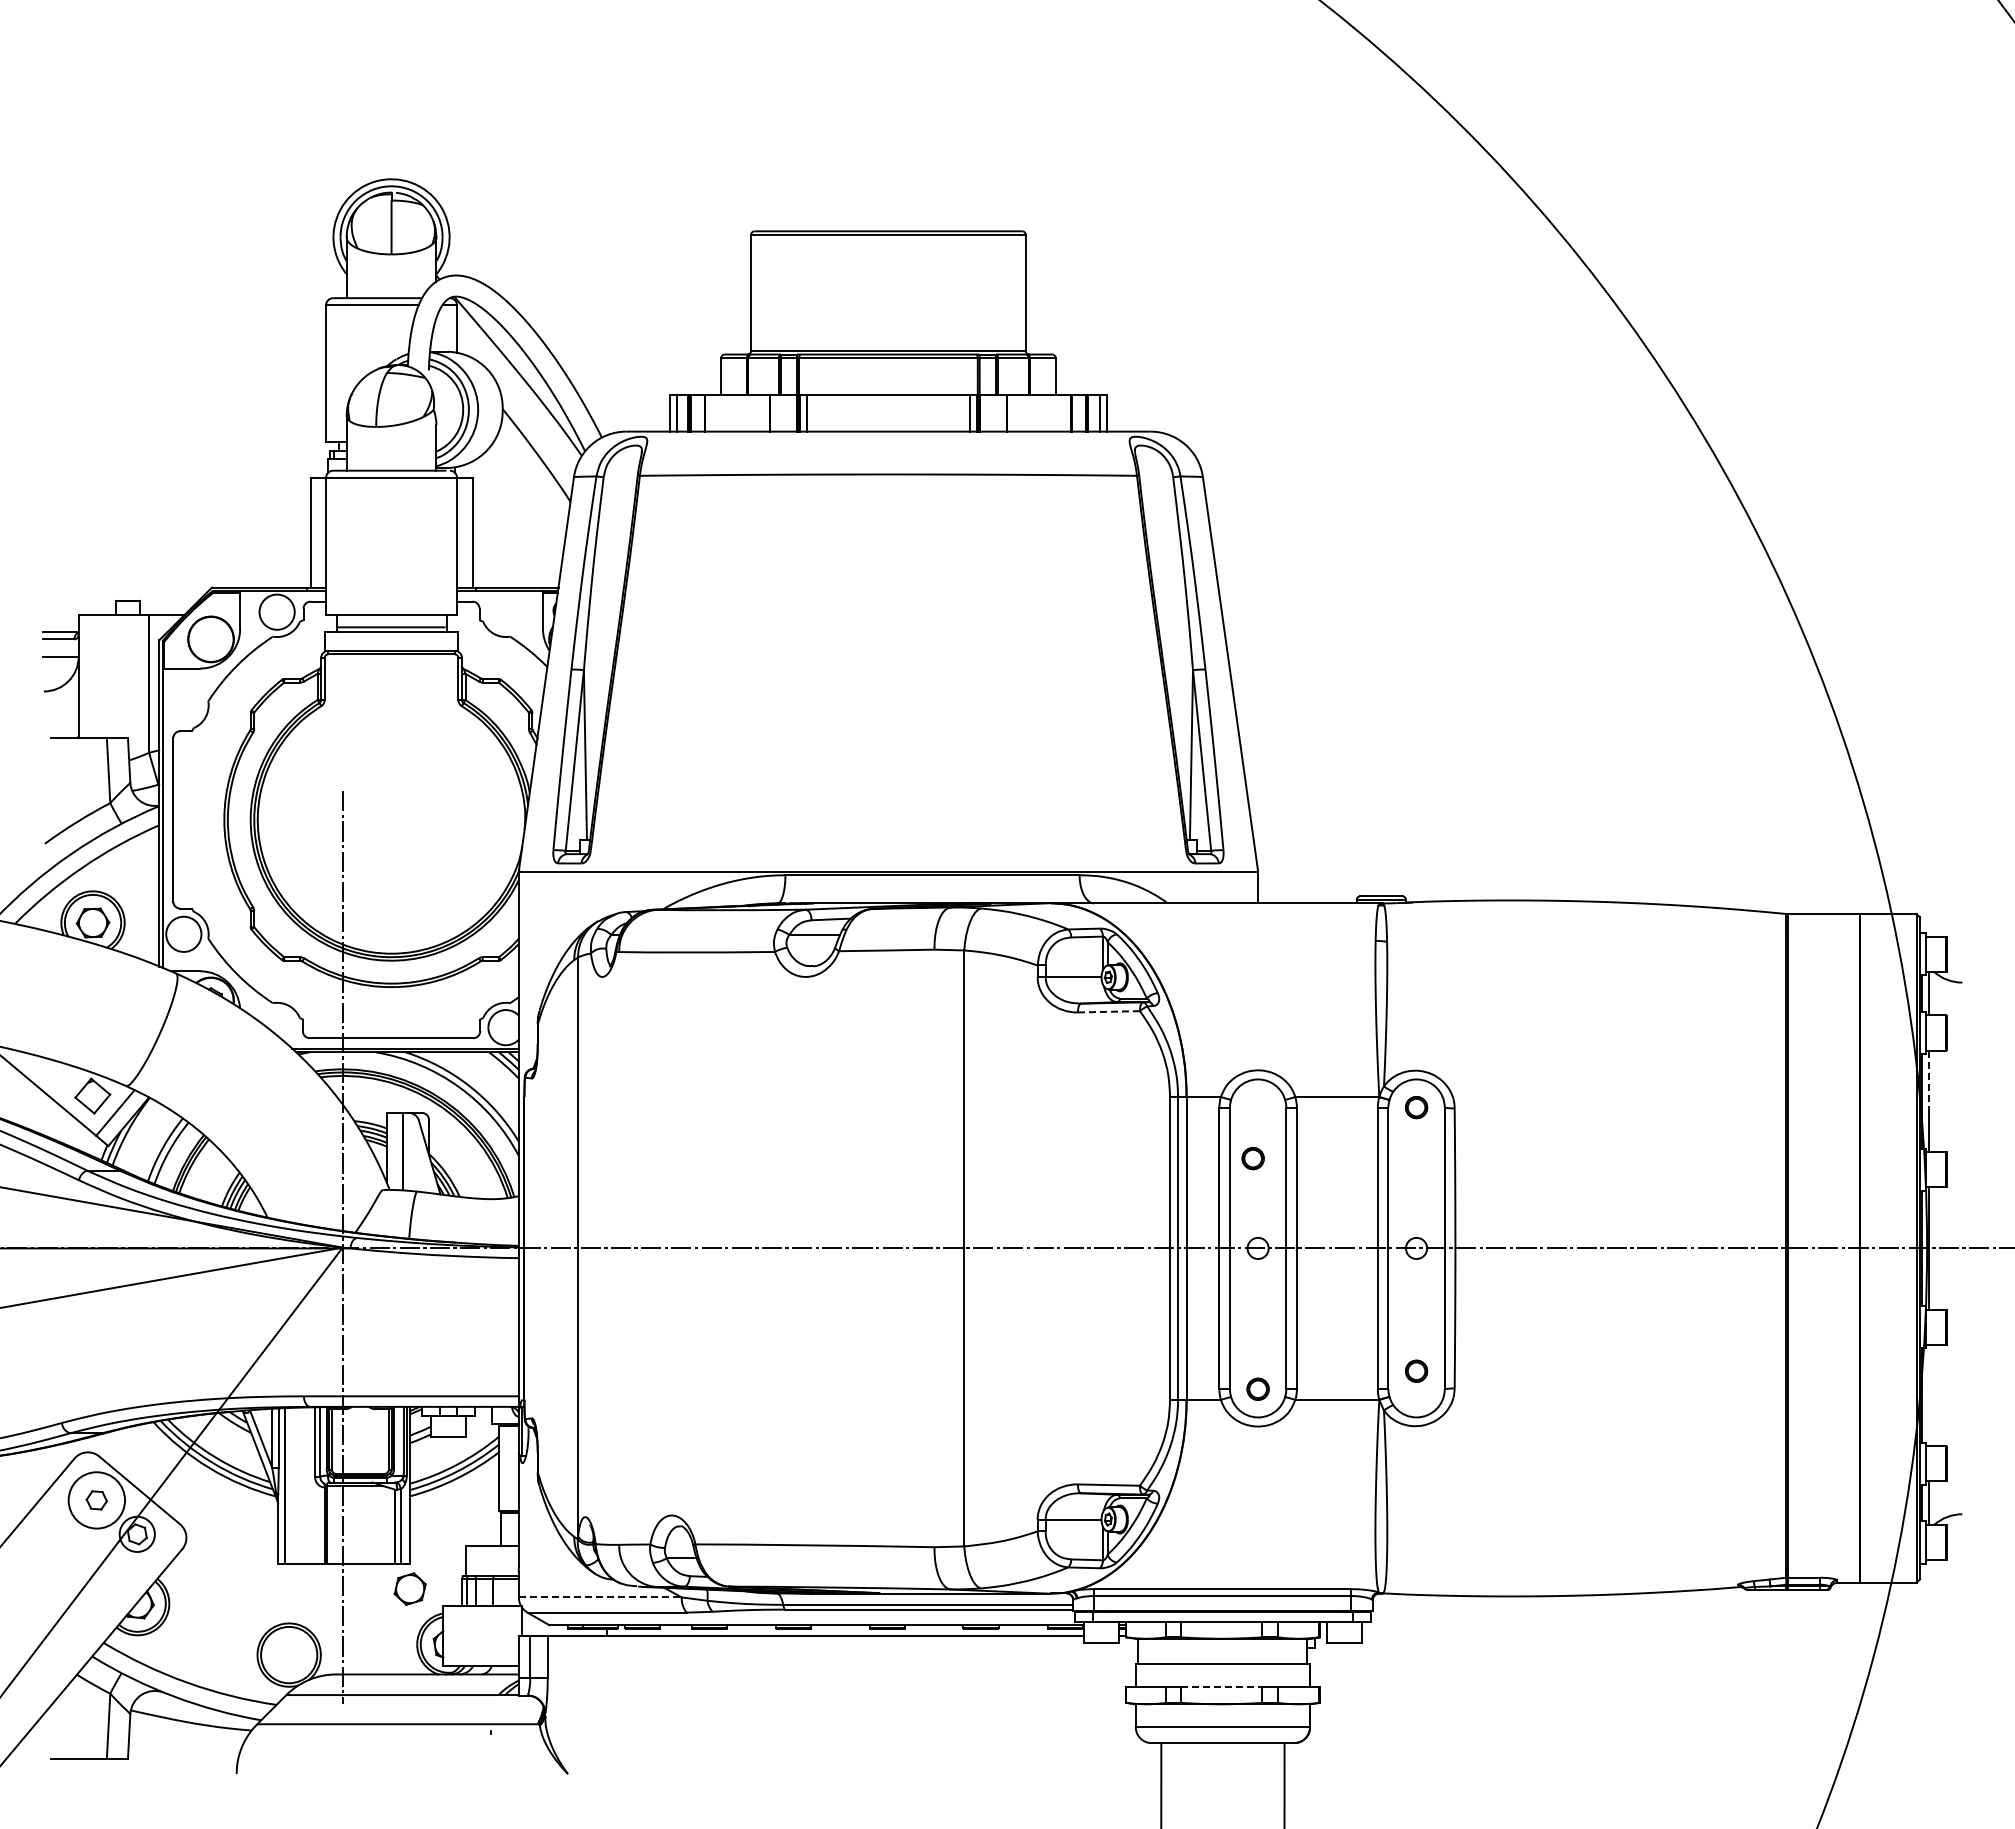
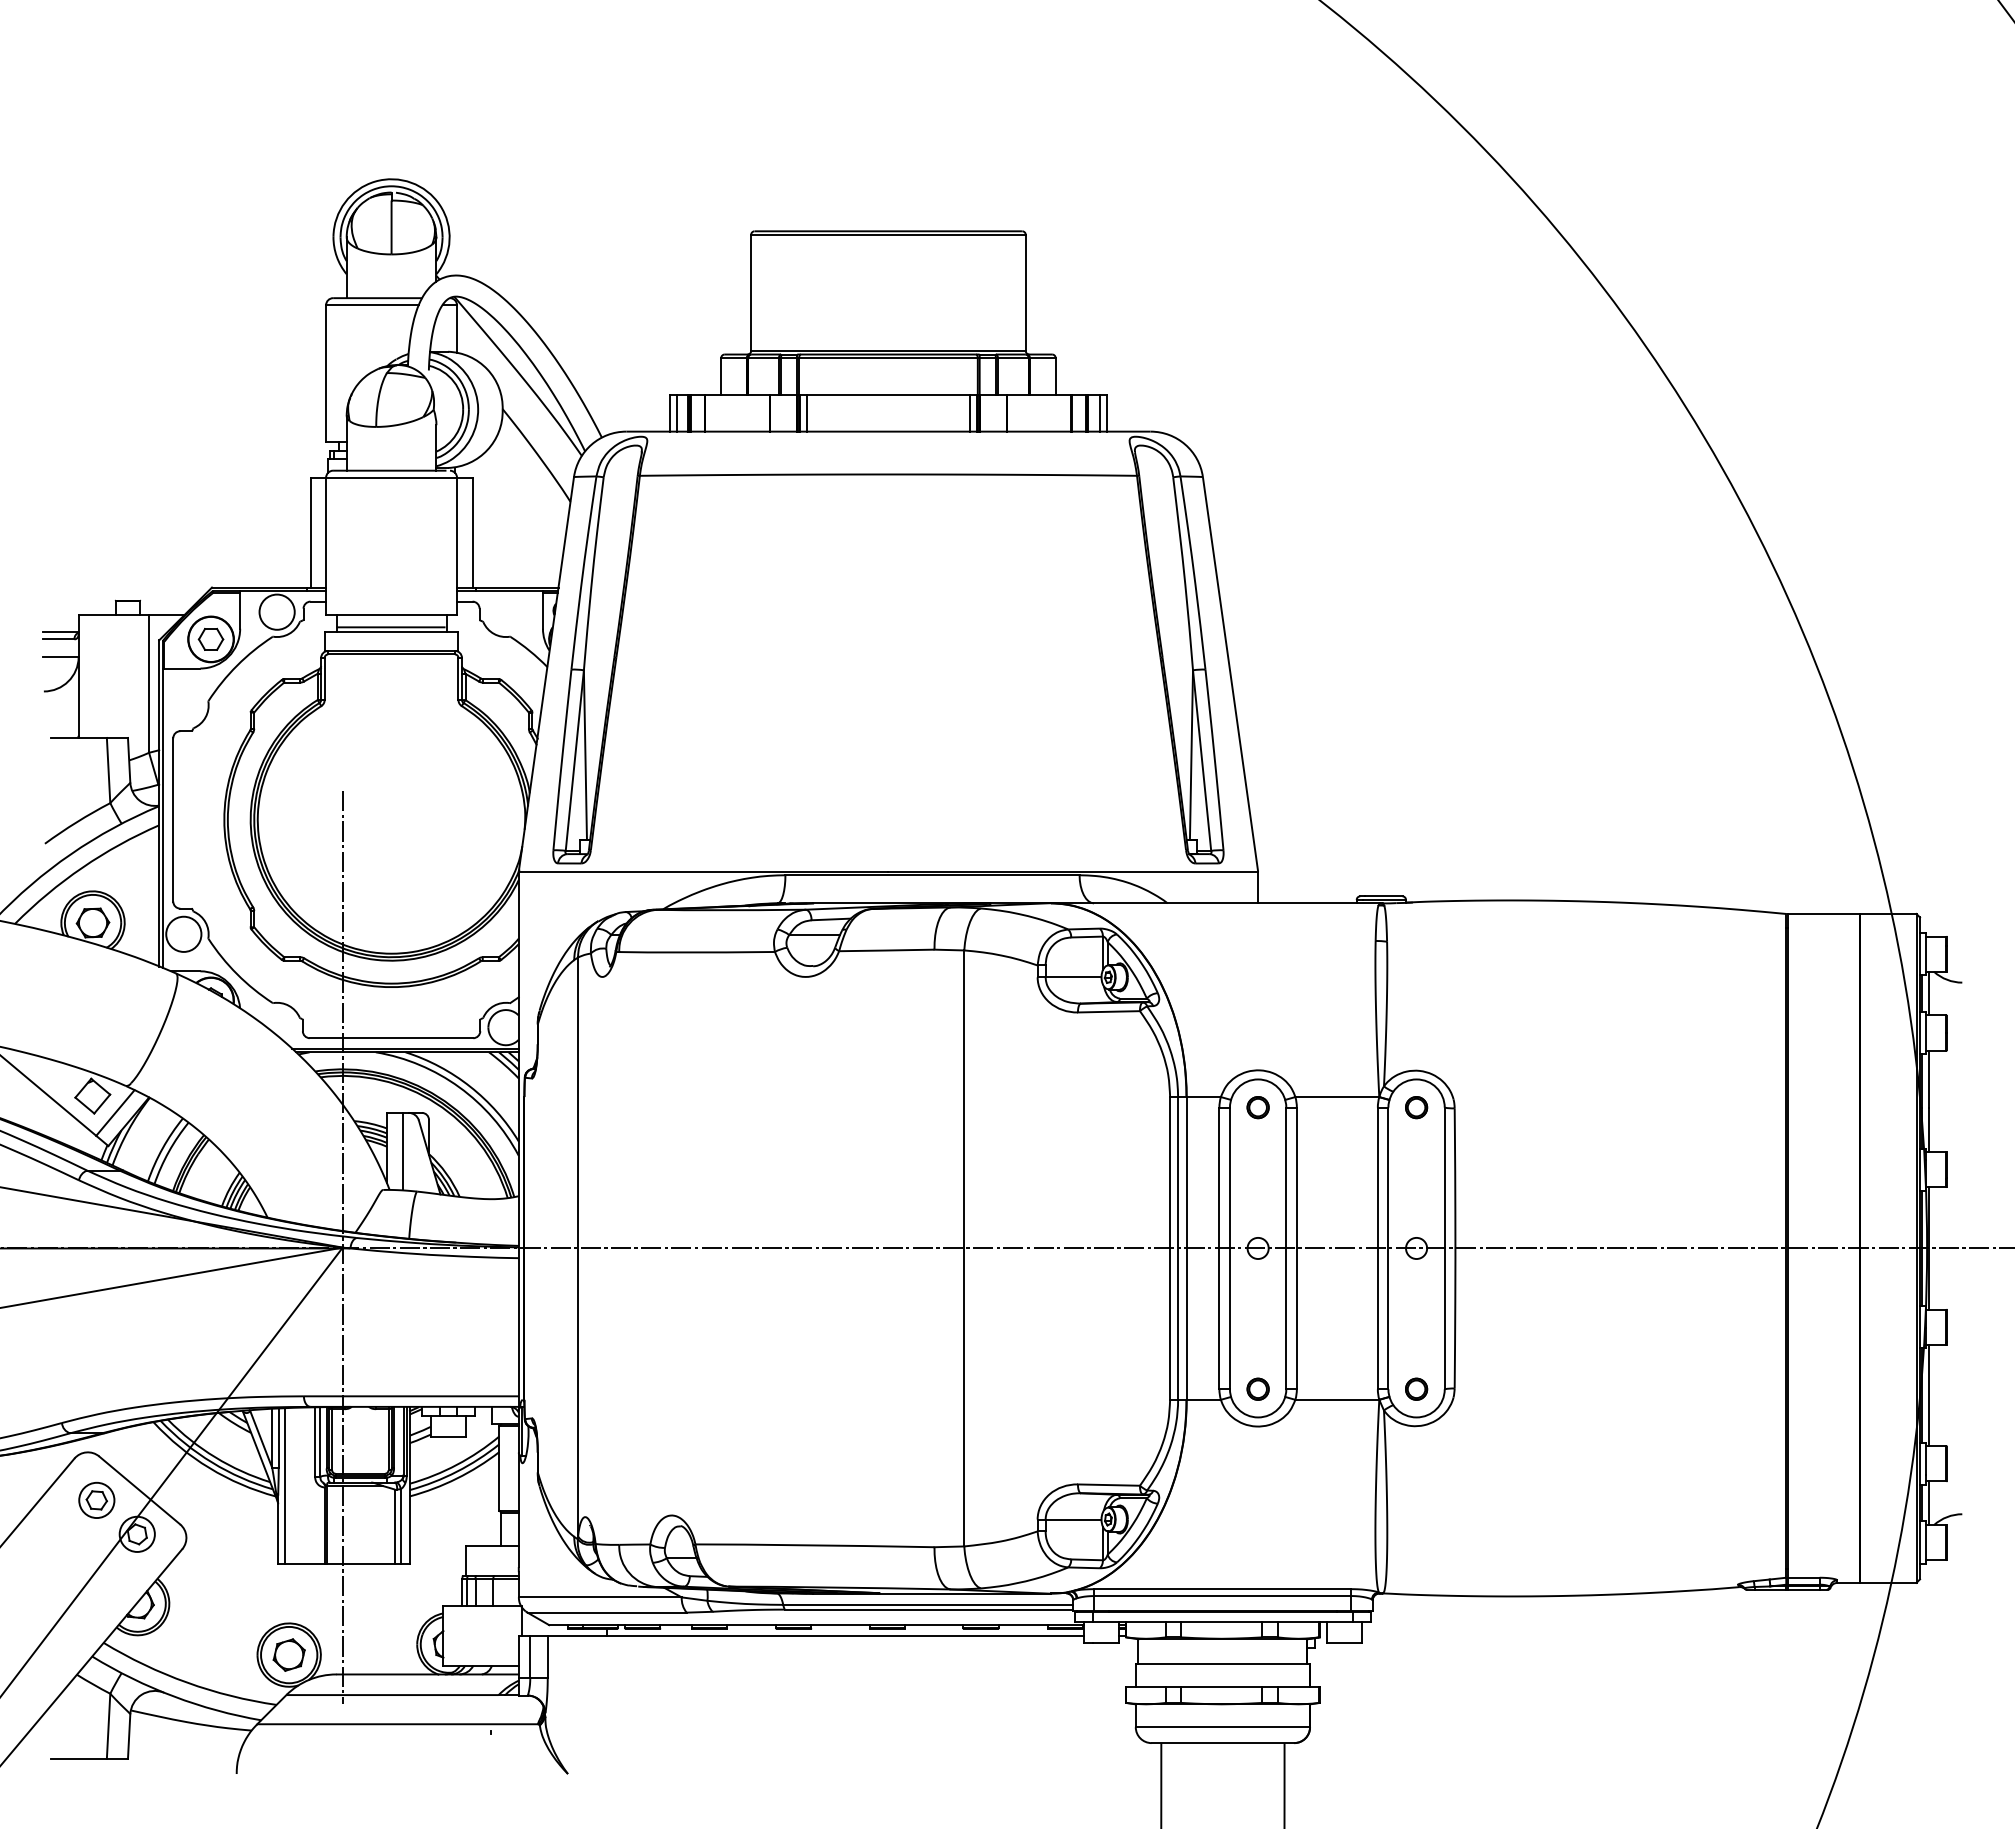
part: none -> present (210, 638)
line: dashed -> solid (1108, 1011)
line: dashed -> solid (1929, 1079)
part position: (1252, 1158) -> (1257, 1107) (1257, 1107)
part position: (1416, 1370) -> (1416, 1388) (1416, 1388)
line: none -> present (1929, 1395)
circle diameter: 56 px -> 35 px (96, 1500)
part position: (409, 1588) -> (288, 1654) (288, 1654)
line: dashed -> solid (600, 1597)
line: dashed -> solid (1222, 1686)
